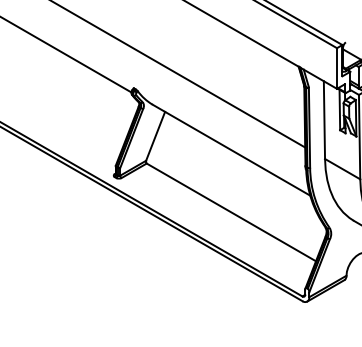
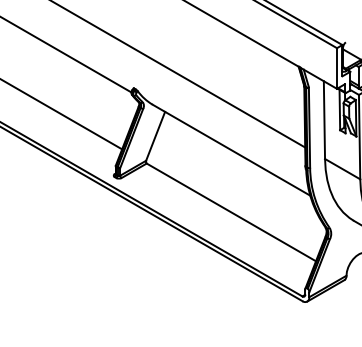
line: none -> present (62, 114)
